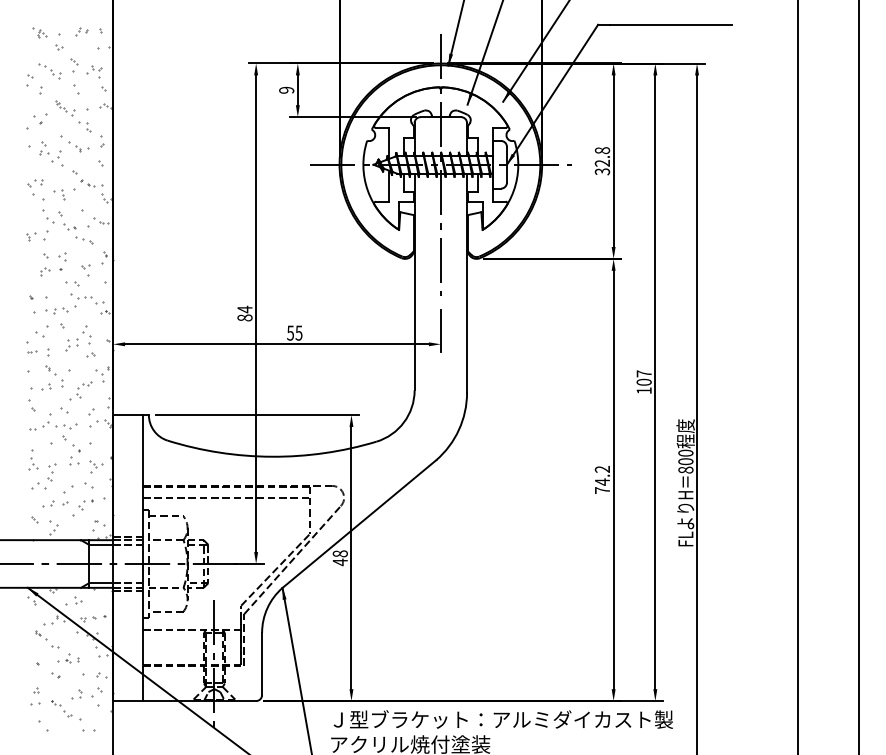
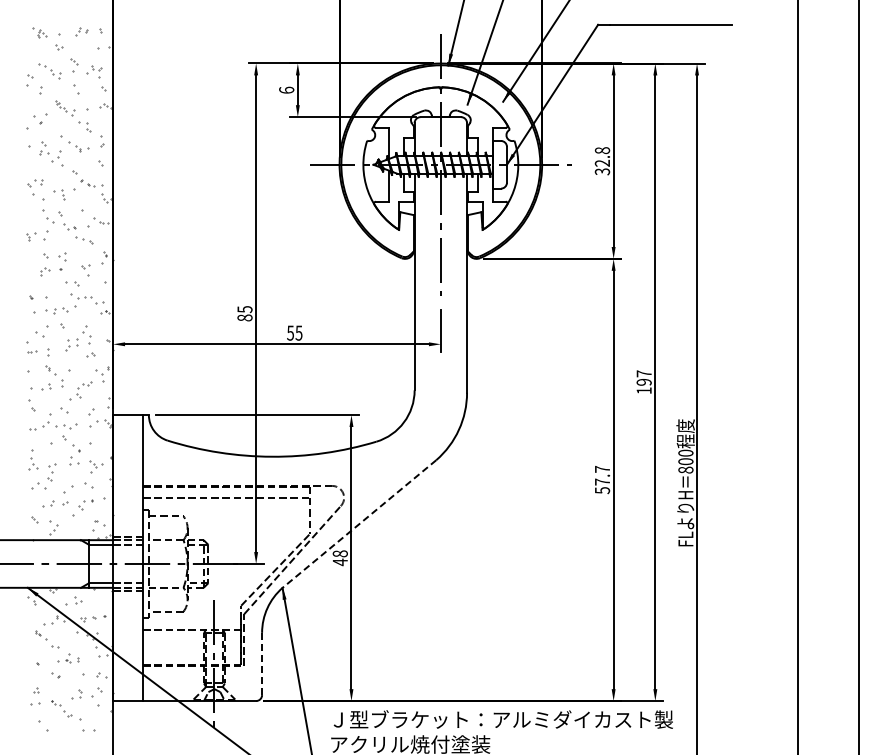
text: 9 -> 6 (286, 89)
text: 84 -> 85 (244, 309)
text: 107 -> 197 (643, 381)
text: 74.2 -> 57.7 (602, 479)
line: solid -> dashed (359, 524)
line: solid -> dashed (262, 663)
